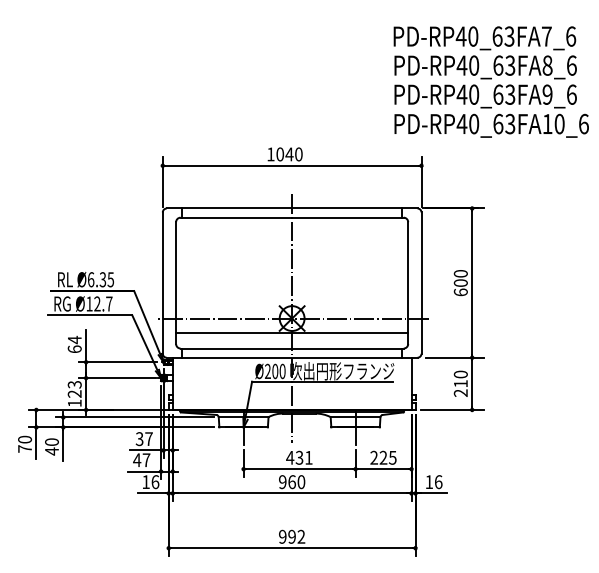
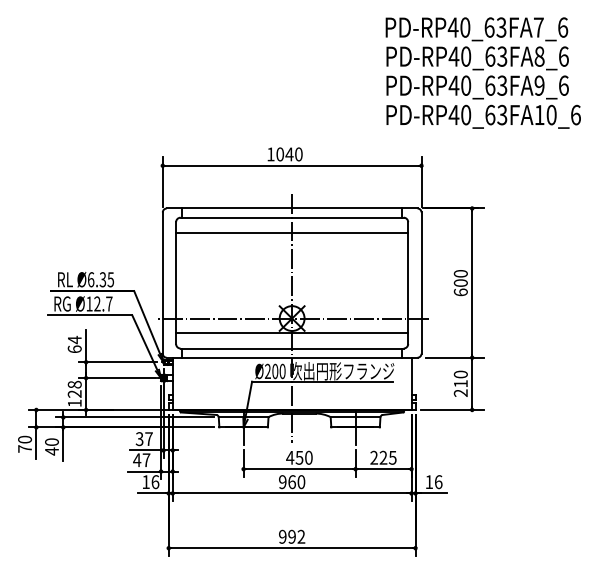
text position: (490, 81) -> (482, 72) (482, 72)
line: none -> present (292, 233)
text: 123 -> 128 (74, 384)
text: 431 -> 450 (304, 457)
